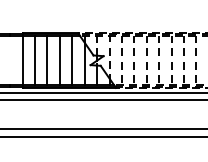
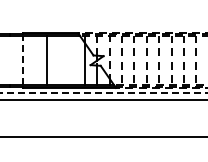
line: solid -> dashed (22, 60)
line: present -> none (35, 60)
line: present -> none (59, 60)
line: present -> none (72, 60)
line: solid -> dashed (103, 92)
line: present -> none (103, 128)
